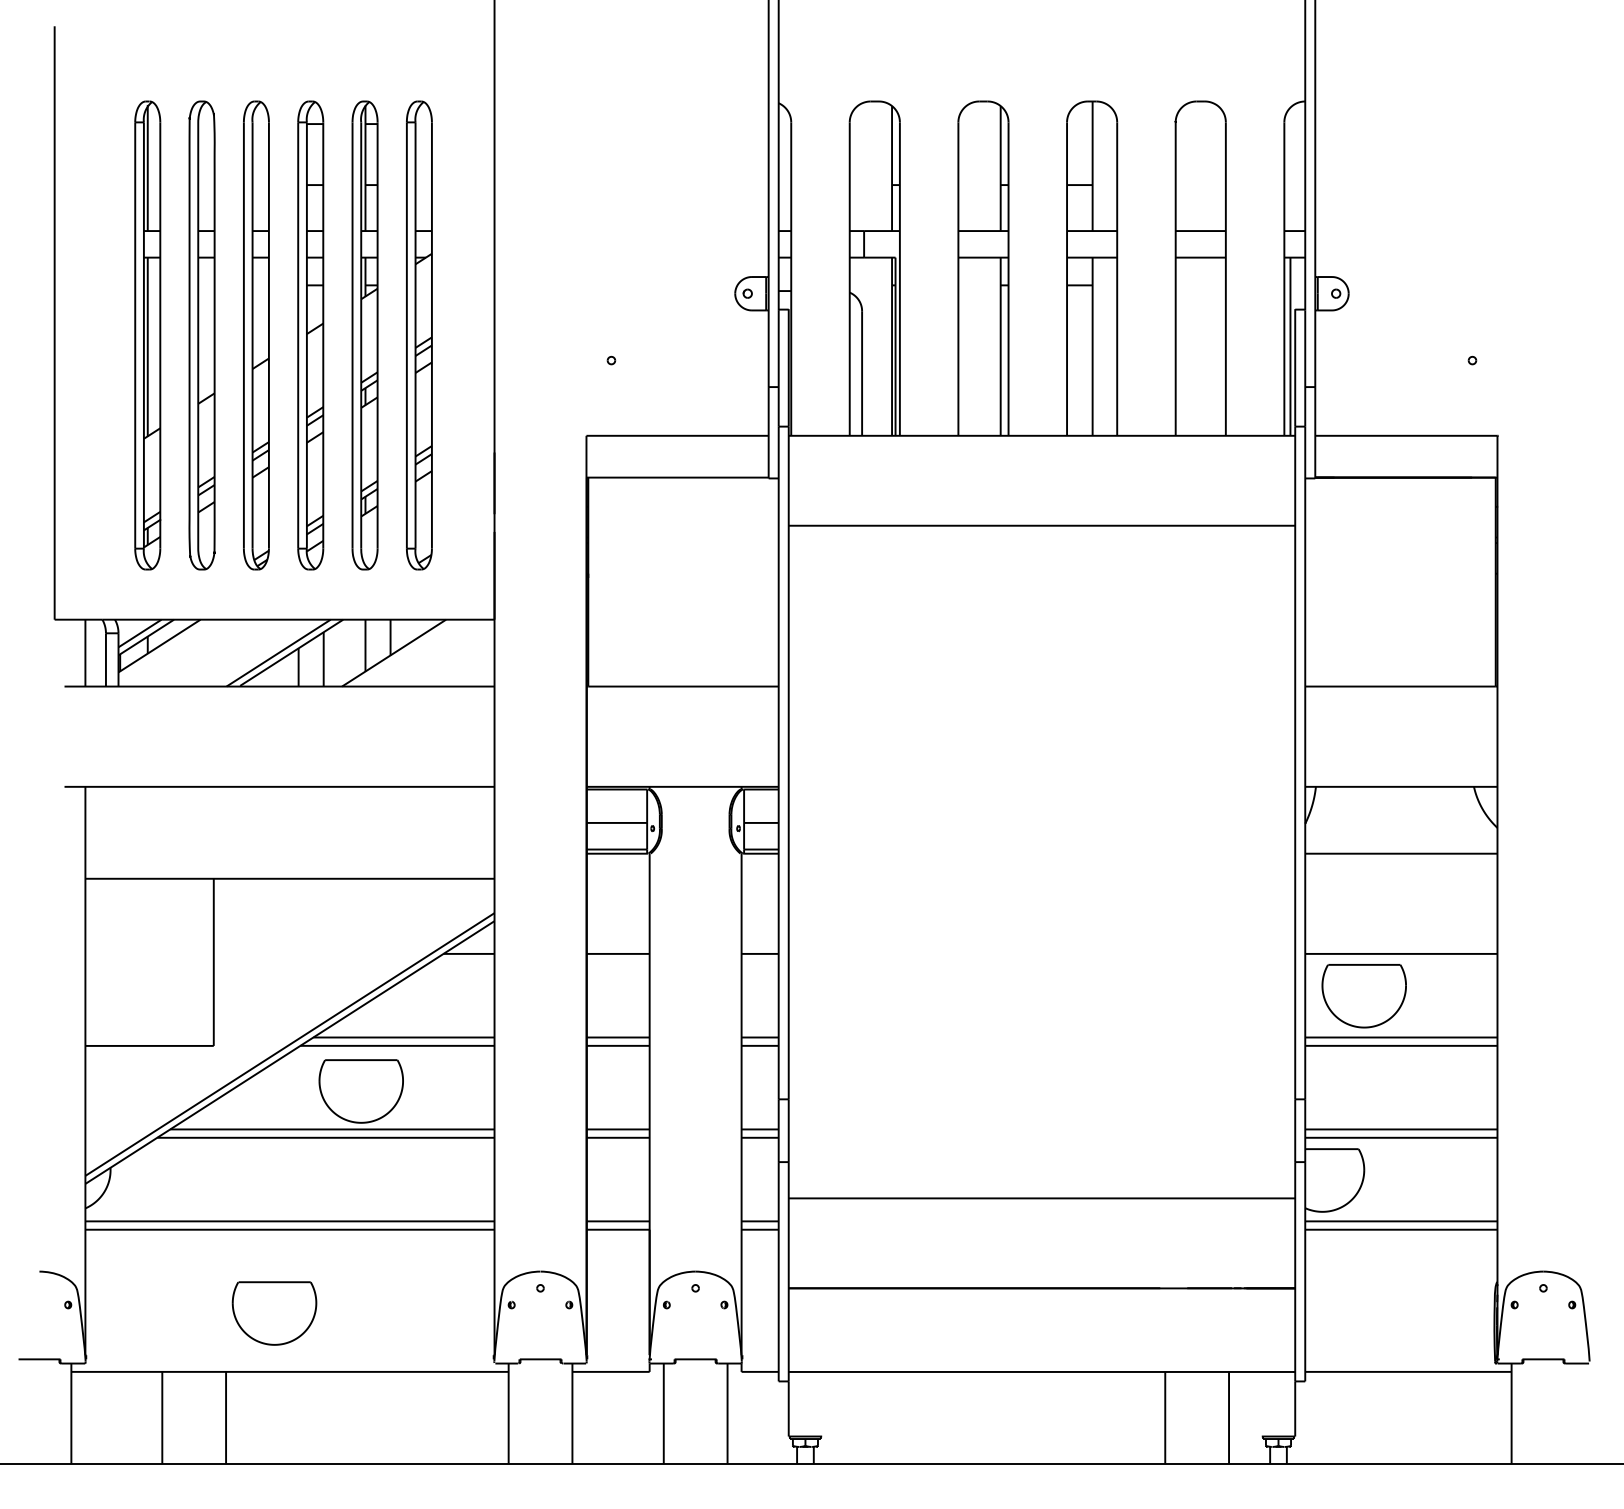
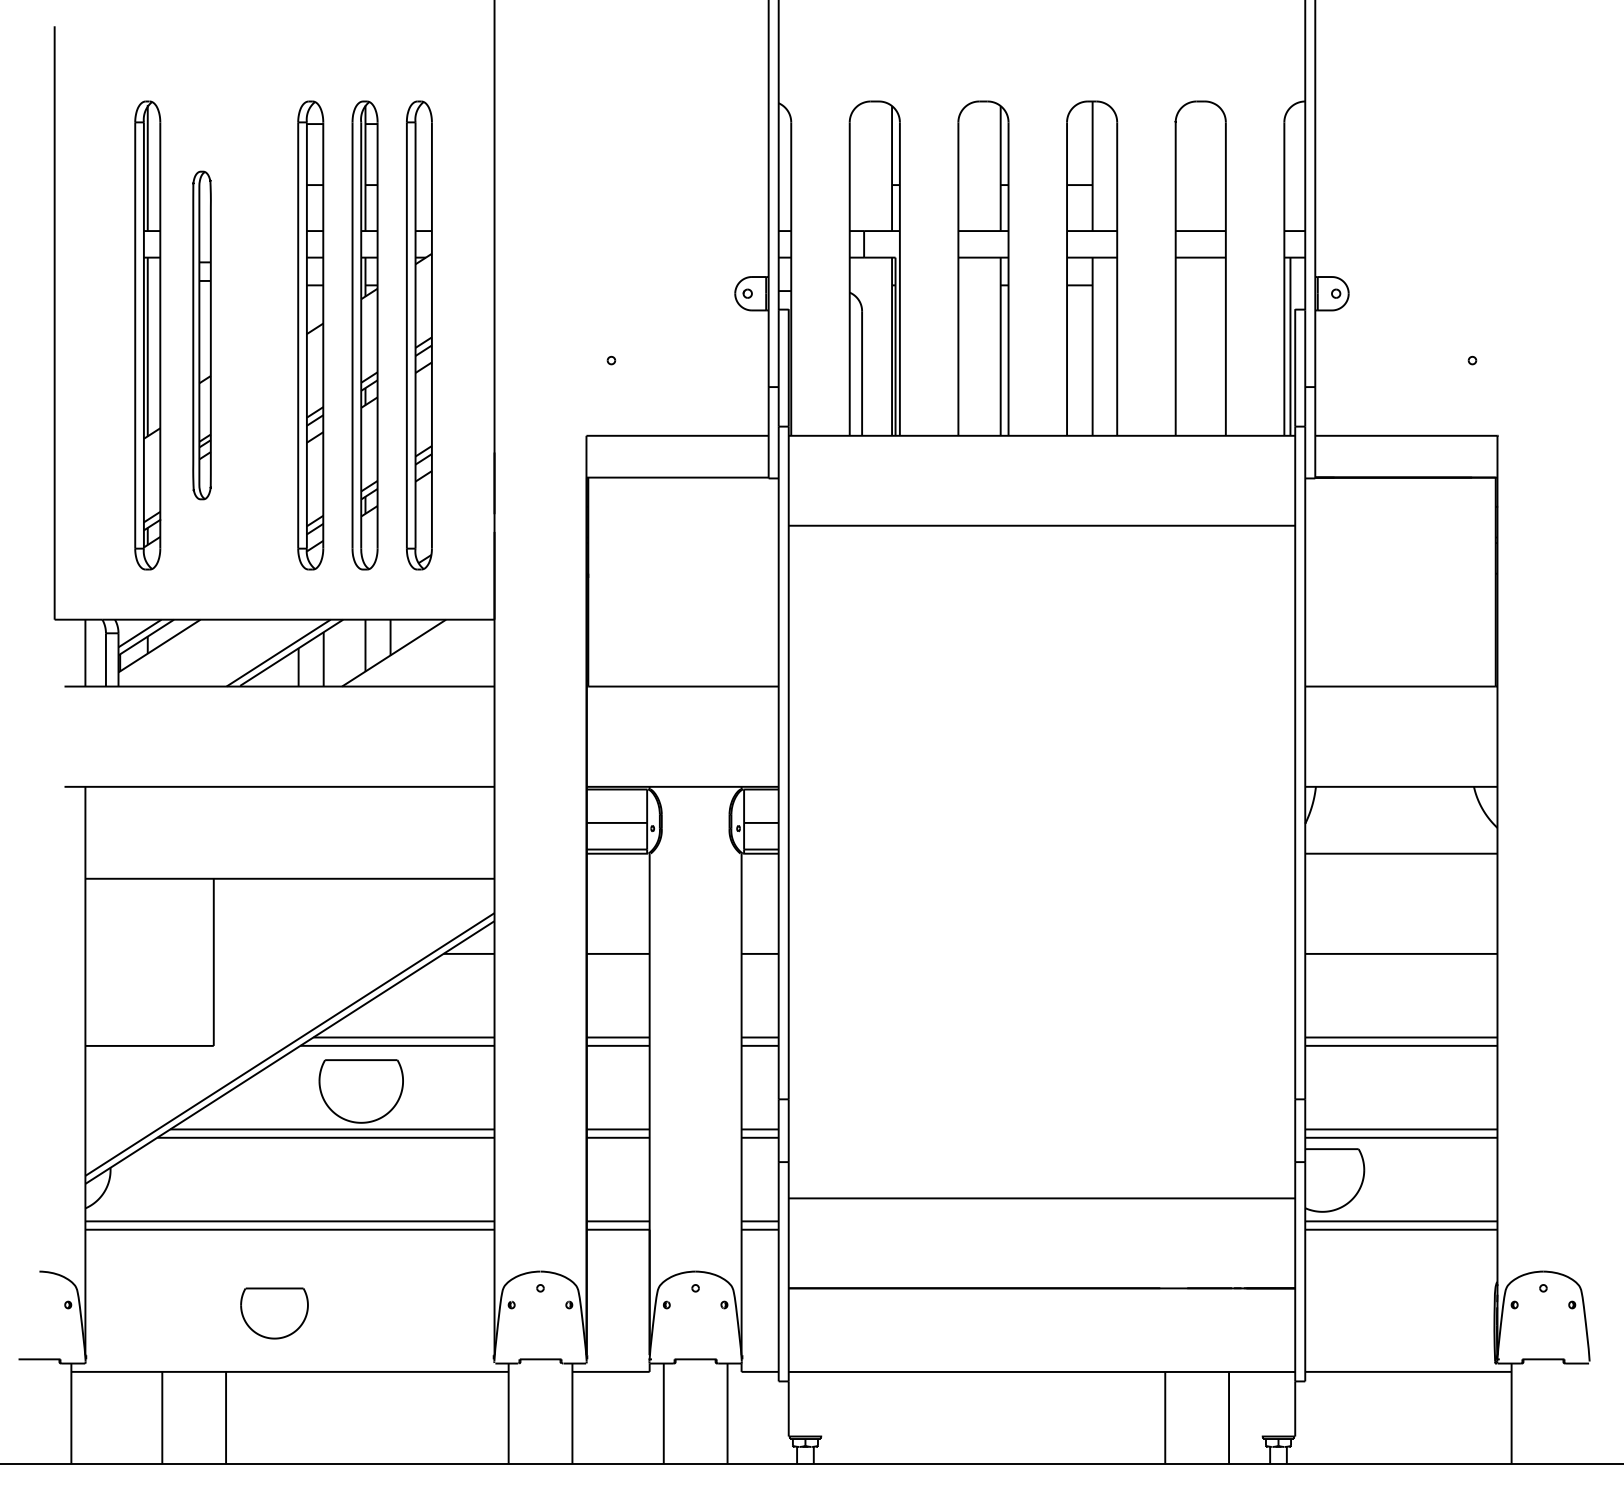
part size: 28x471 px -> 20x331 px (201, 335)
part: present -> none (256, 335)
part: present -> none (1363, 996)
part size: 87x65 px -> 69x53 px (274, 1313)
